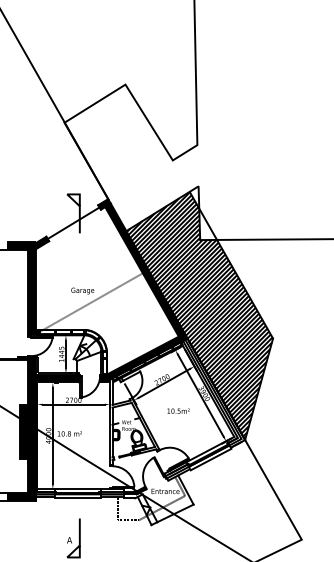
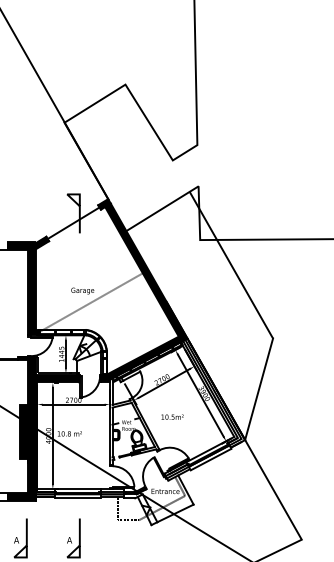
hatch: present -> none (199, 315)
text position: (178, 410) -> (172, 416) (172, 416)
part: none -> present (20, 538)
